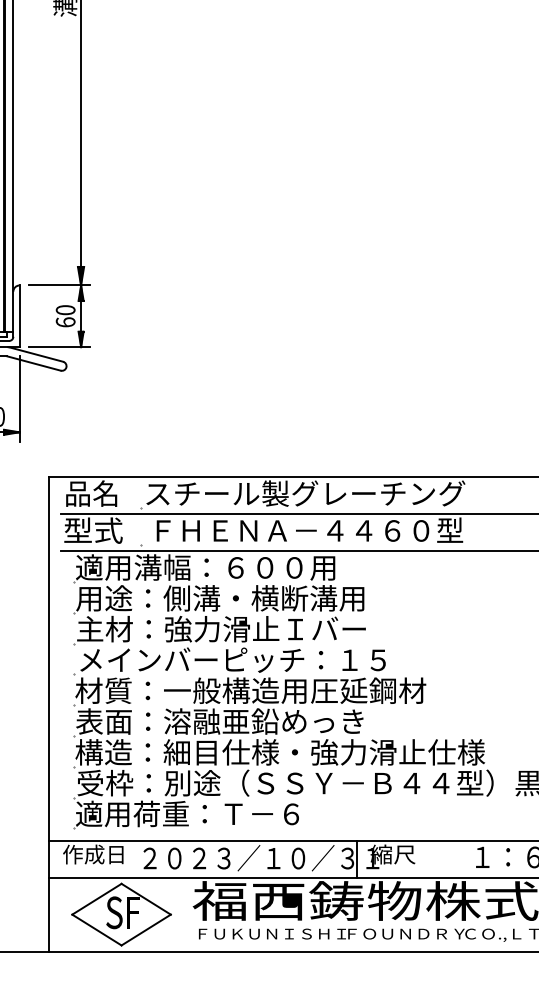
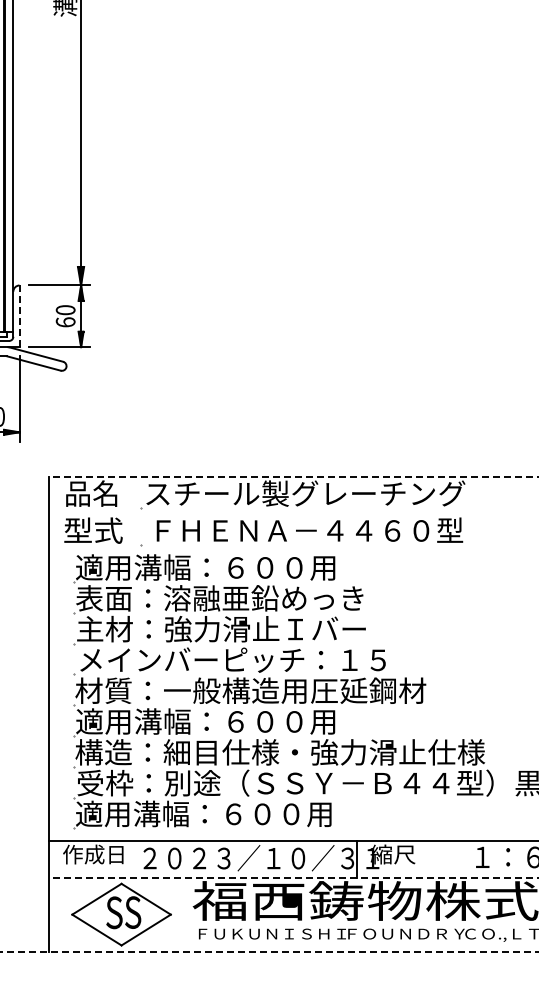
line: solid -> dashed (19, 316)
line: solid -> dashed (293, 477)
line: present -> none (298, 514)
line: present -> none (298, 551)
text: 用途：側溝・横断溝用 -> 表面：溶融亜鉛めっき (220, 598)
text: 表面：溶融亜鉛めっき -> 適用溝幅：６００用 (219, 721)
text: 適用荷重：Ｔ－６ -> 適用溝幅：６００用 (232, 813)
line: solid -> dashed (293, 877)
text: F -> S (133, 912)
line: solid -> dashed (269, 951)
